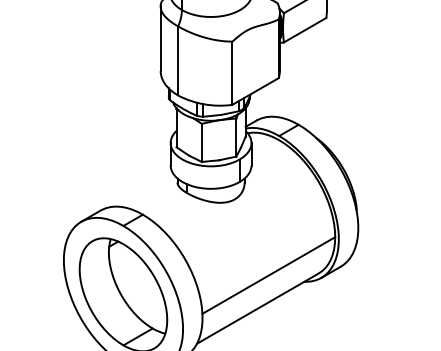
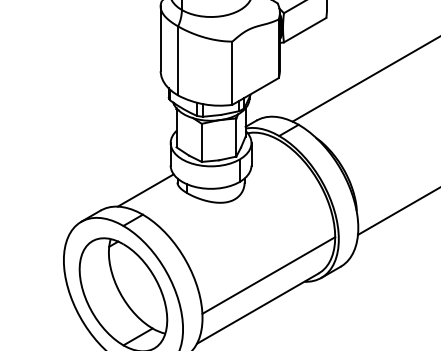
line: none -> present (364, 79)
line: none -> present (145, 190)
line: none -> present (397, 211)
